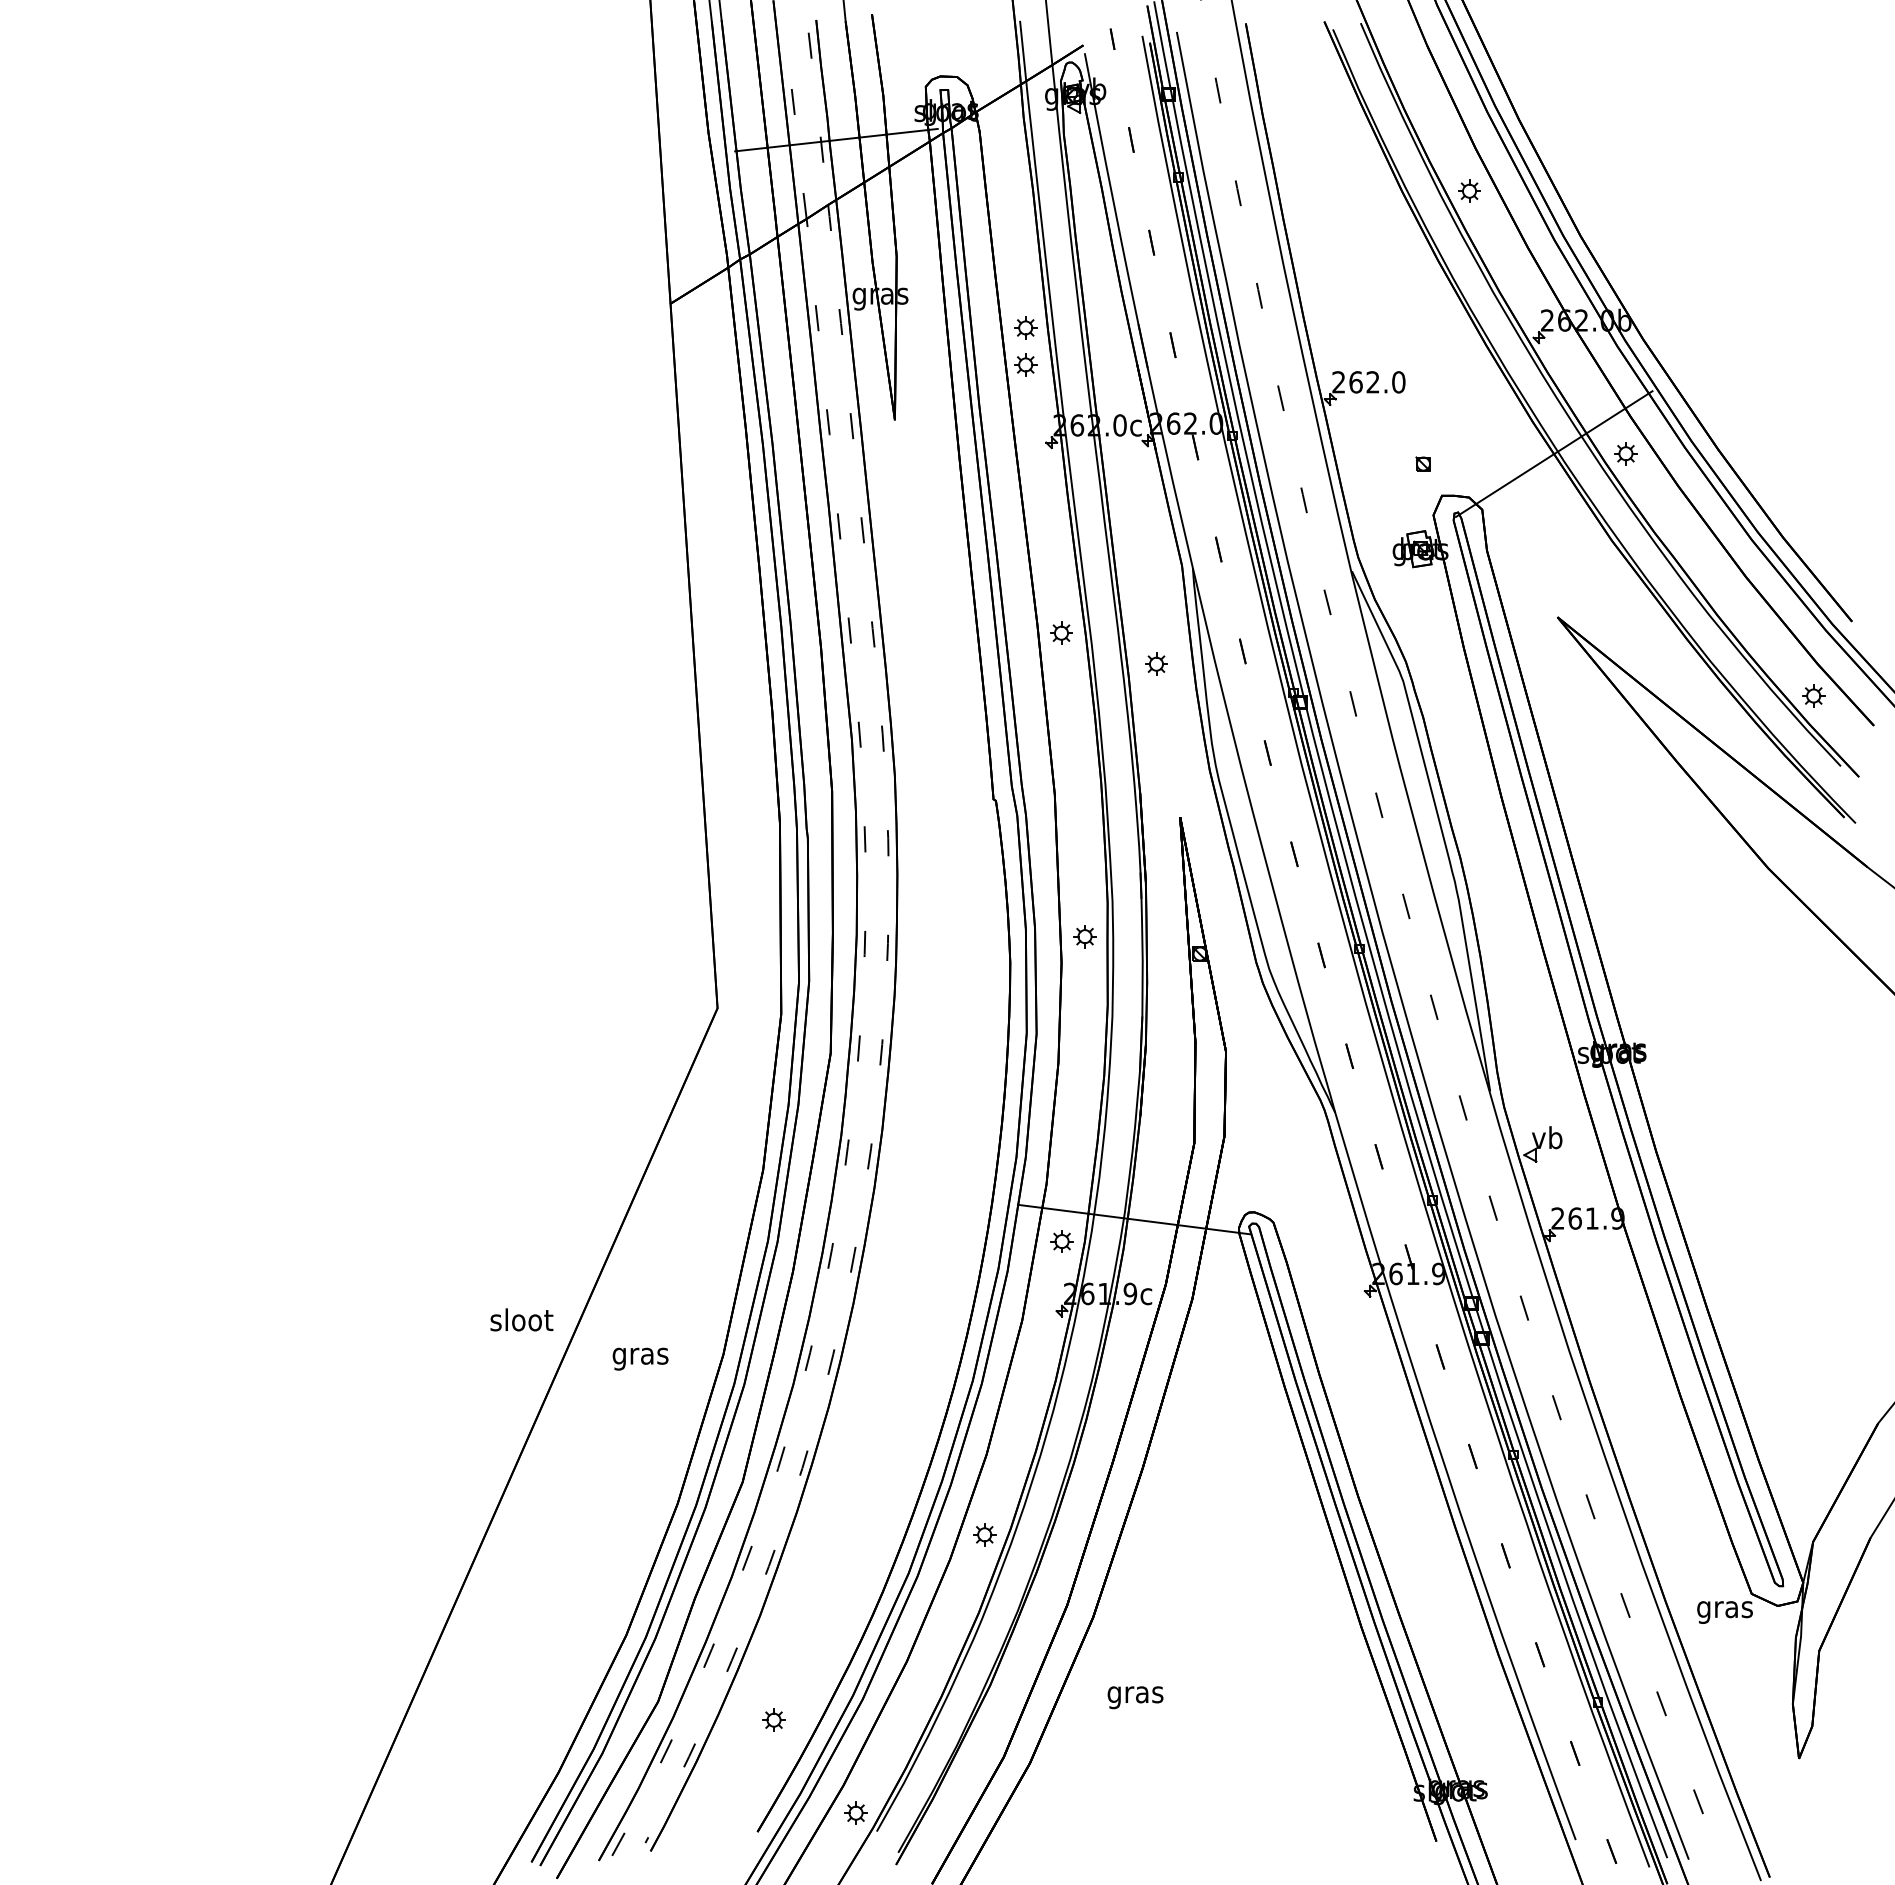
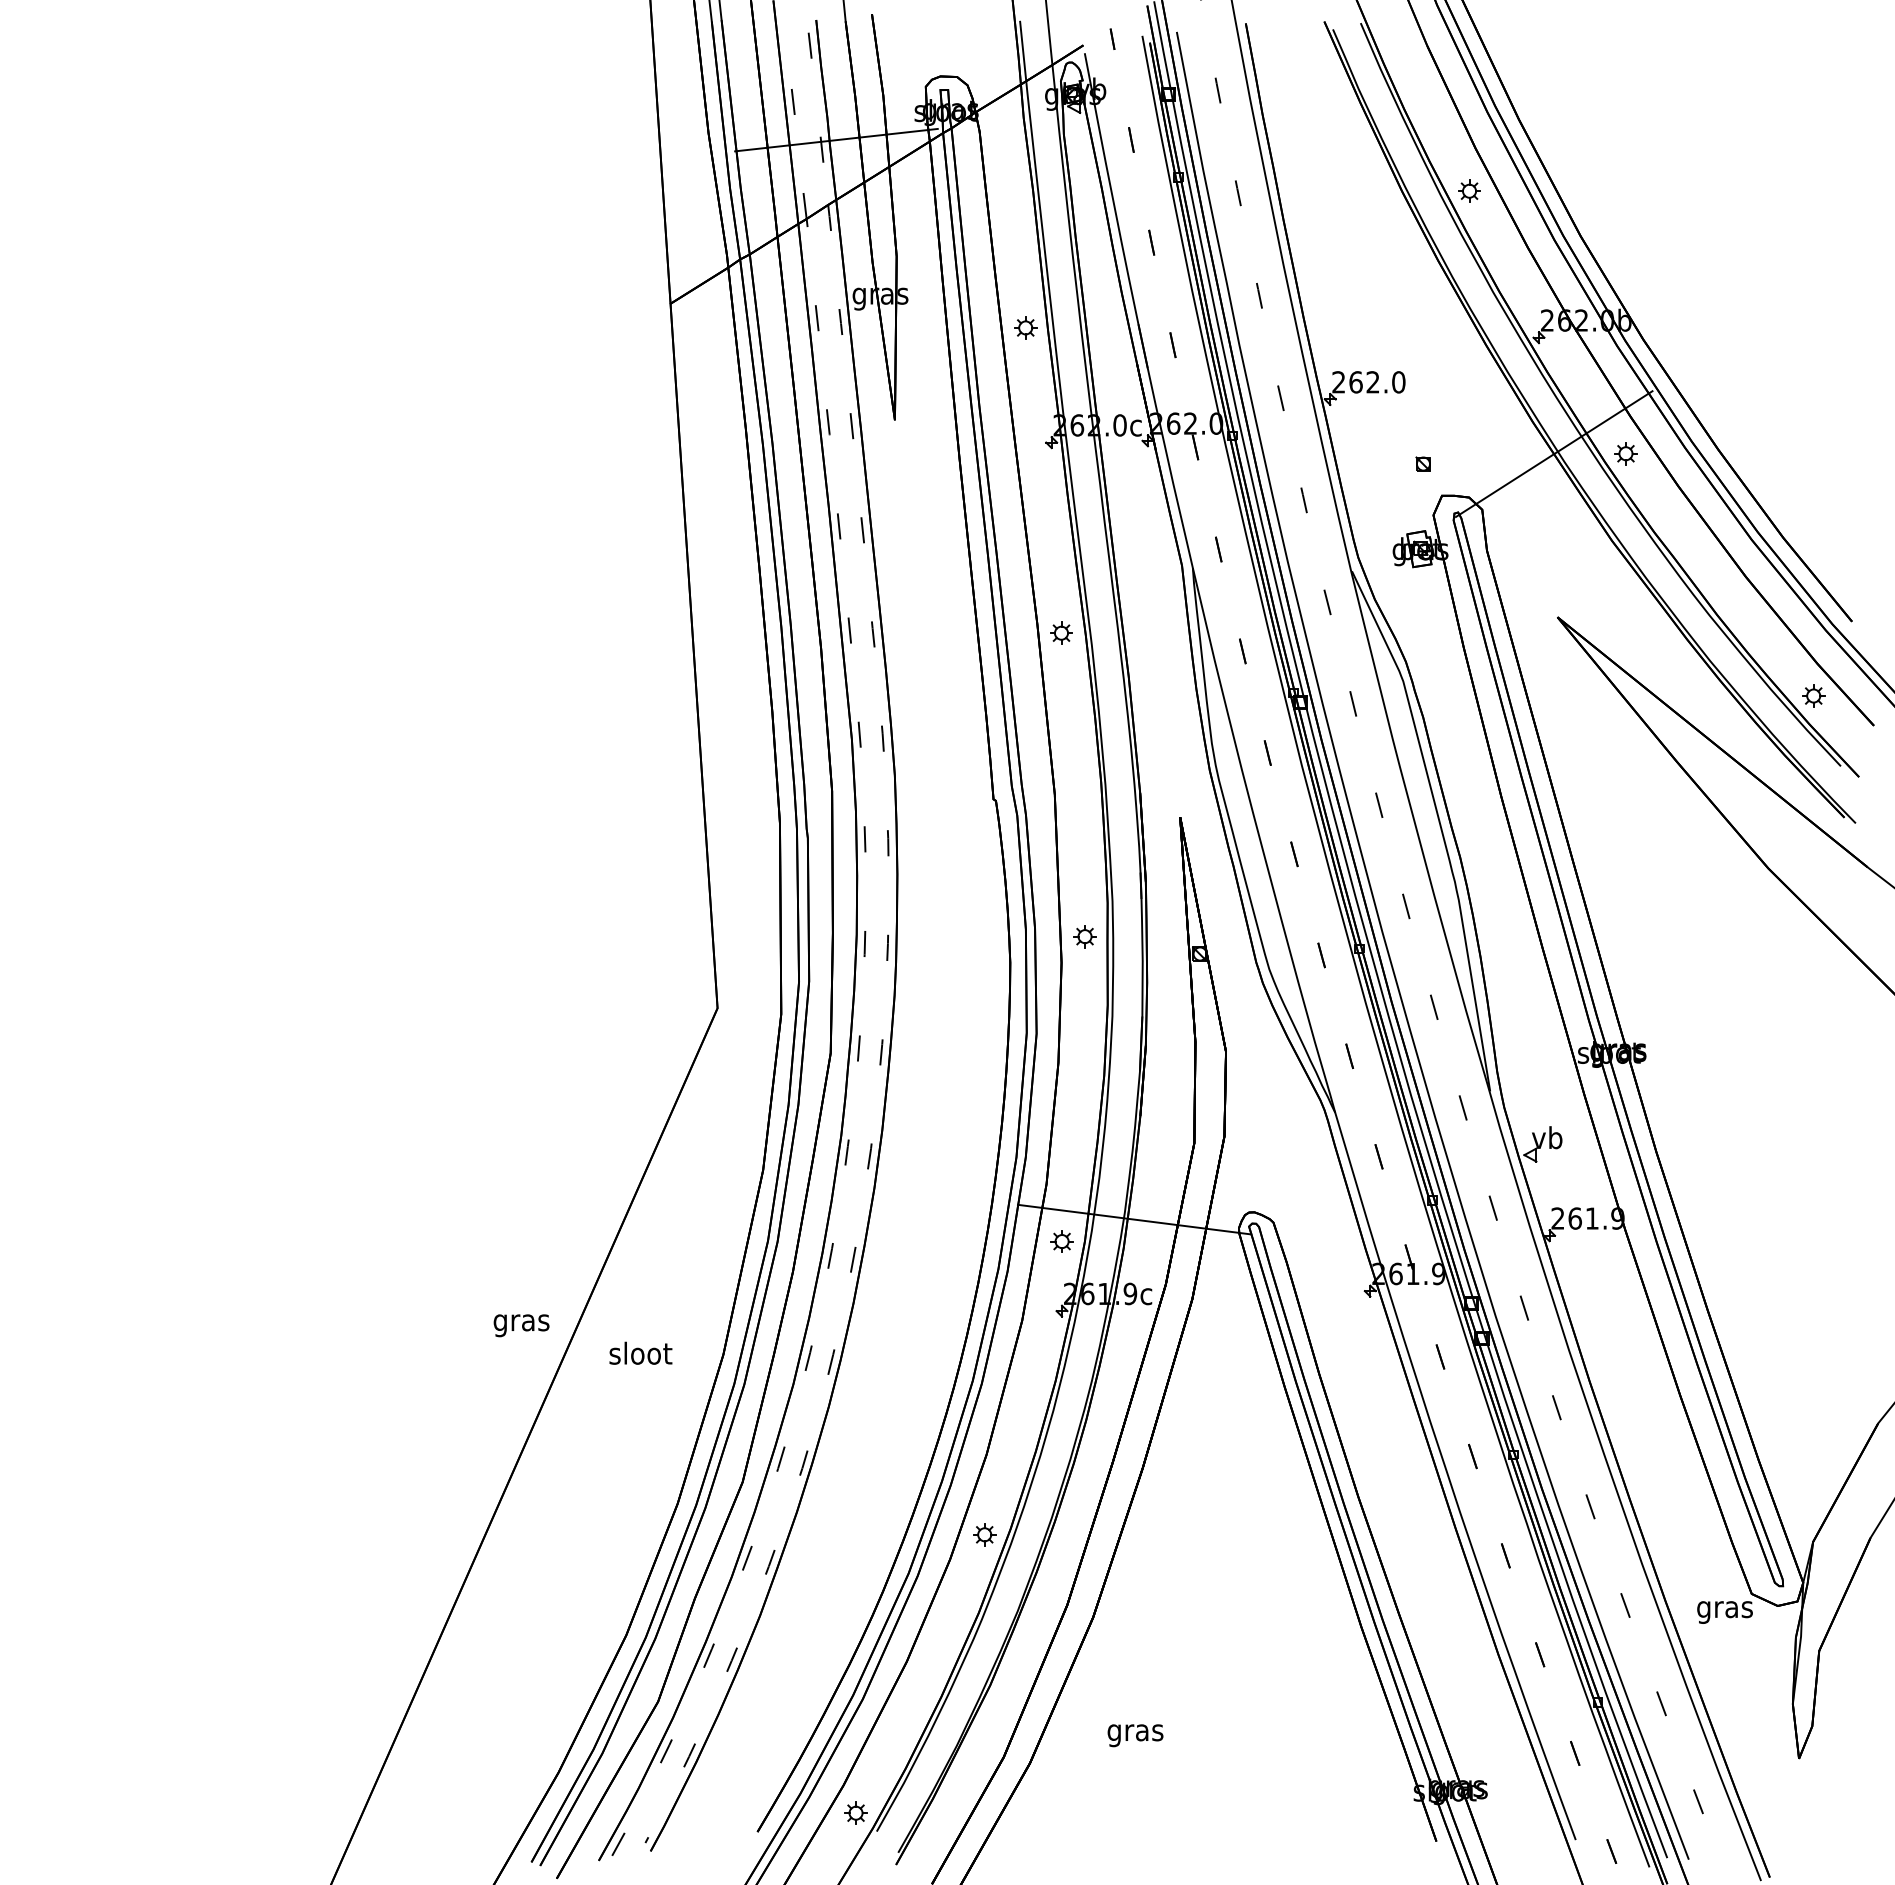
part: present -> none (1025, 364)
part: present -> none (1156, 663)
text: sloot -> gras (521, 1322)
text: gras -> sloot (640, 1355)
text position: (1135, 1697) -> (1135, 1735) (1135, 1735)
part: present -> none (773, 1719)
